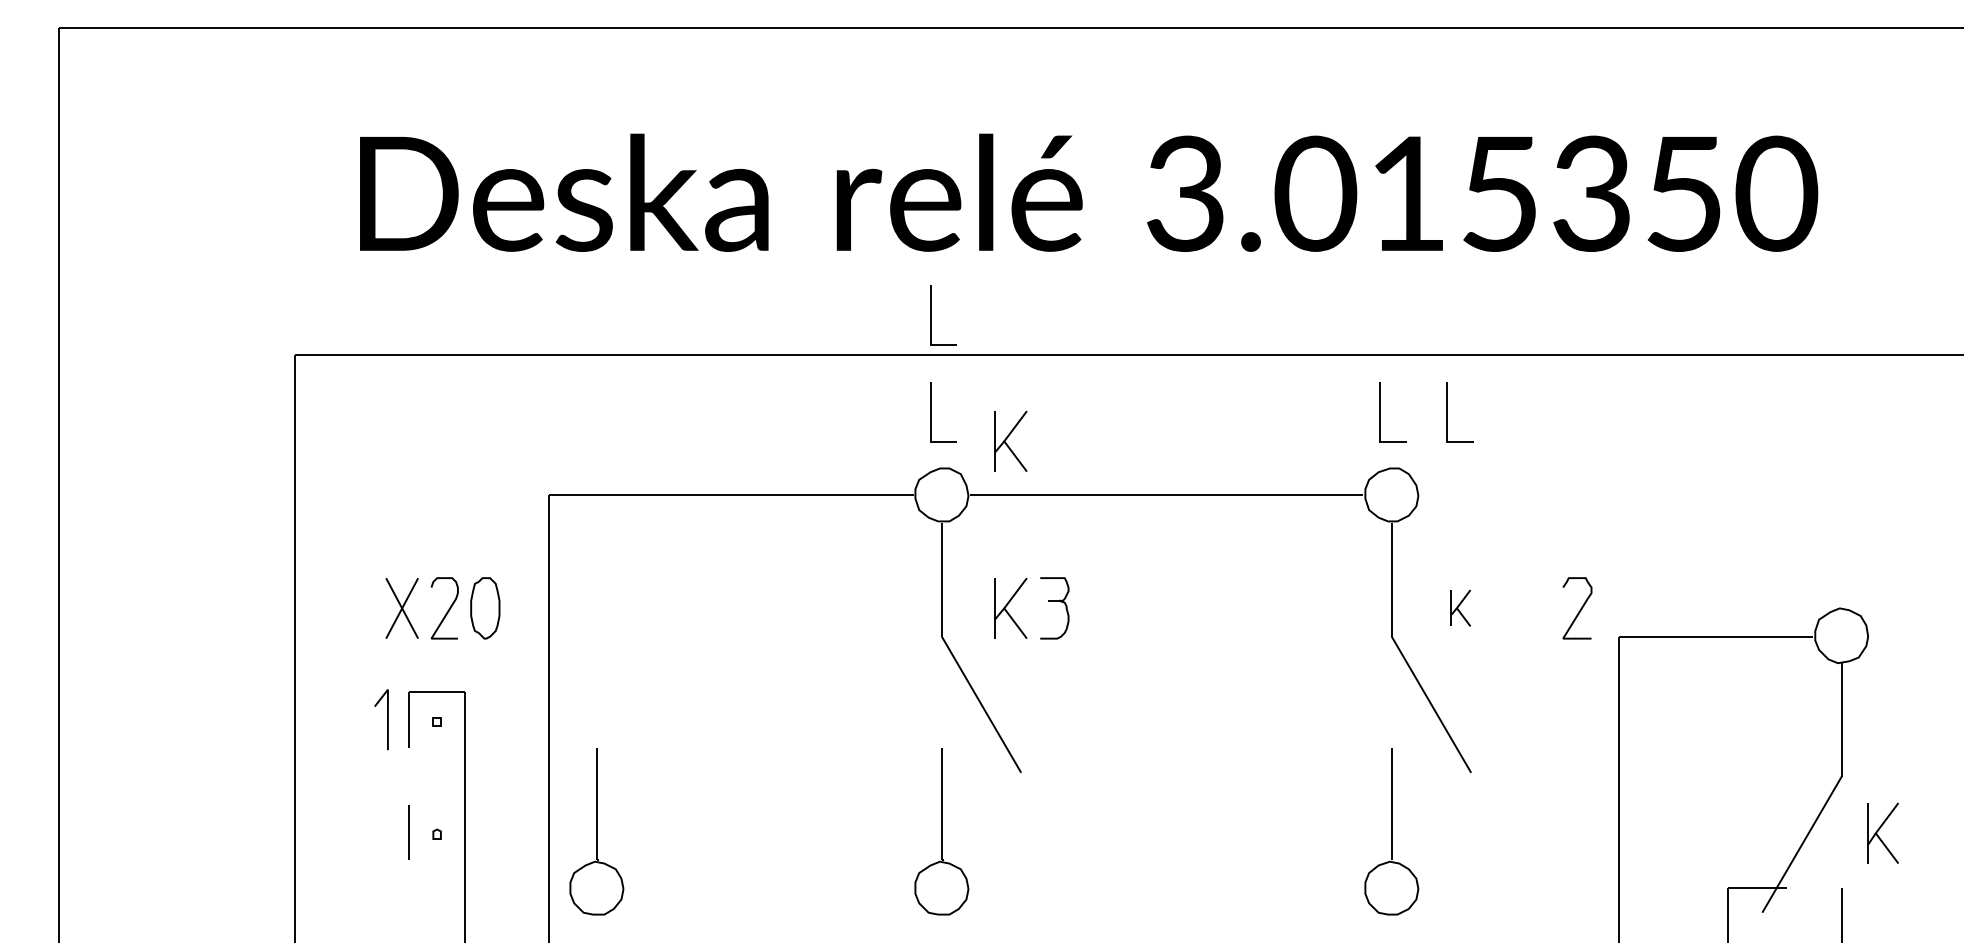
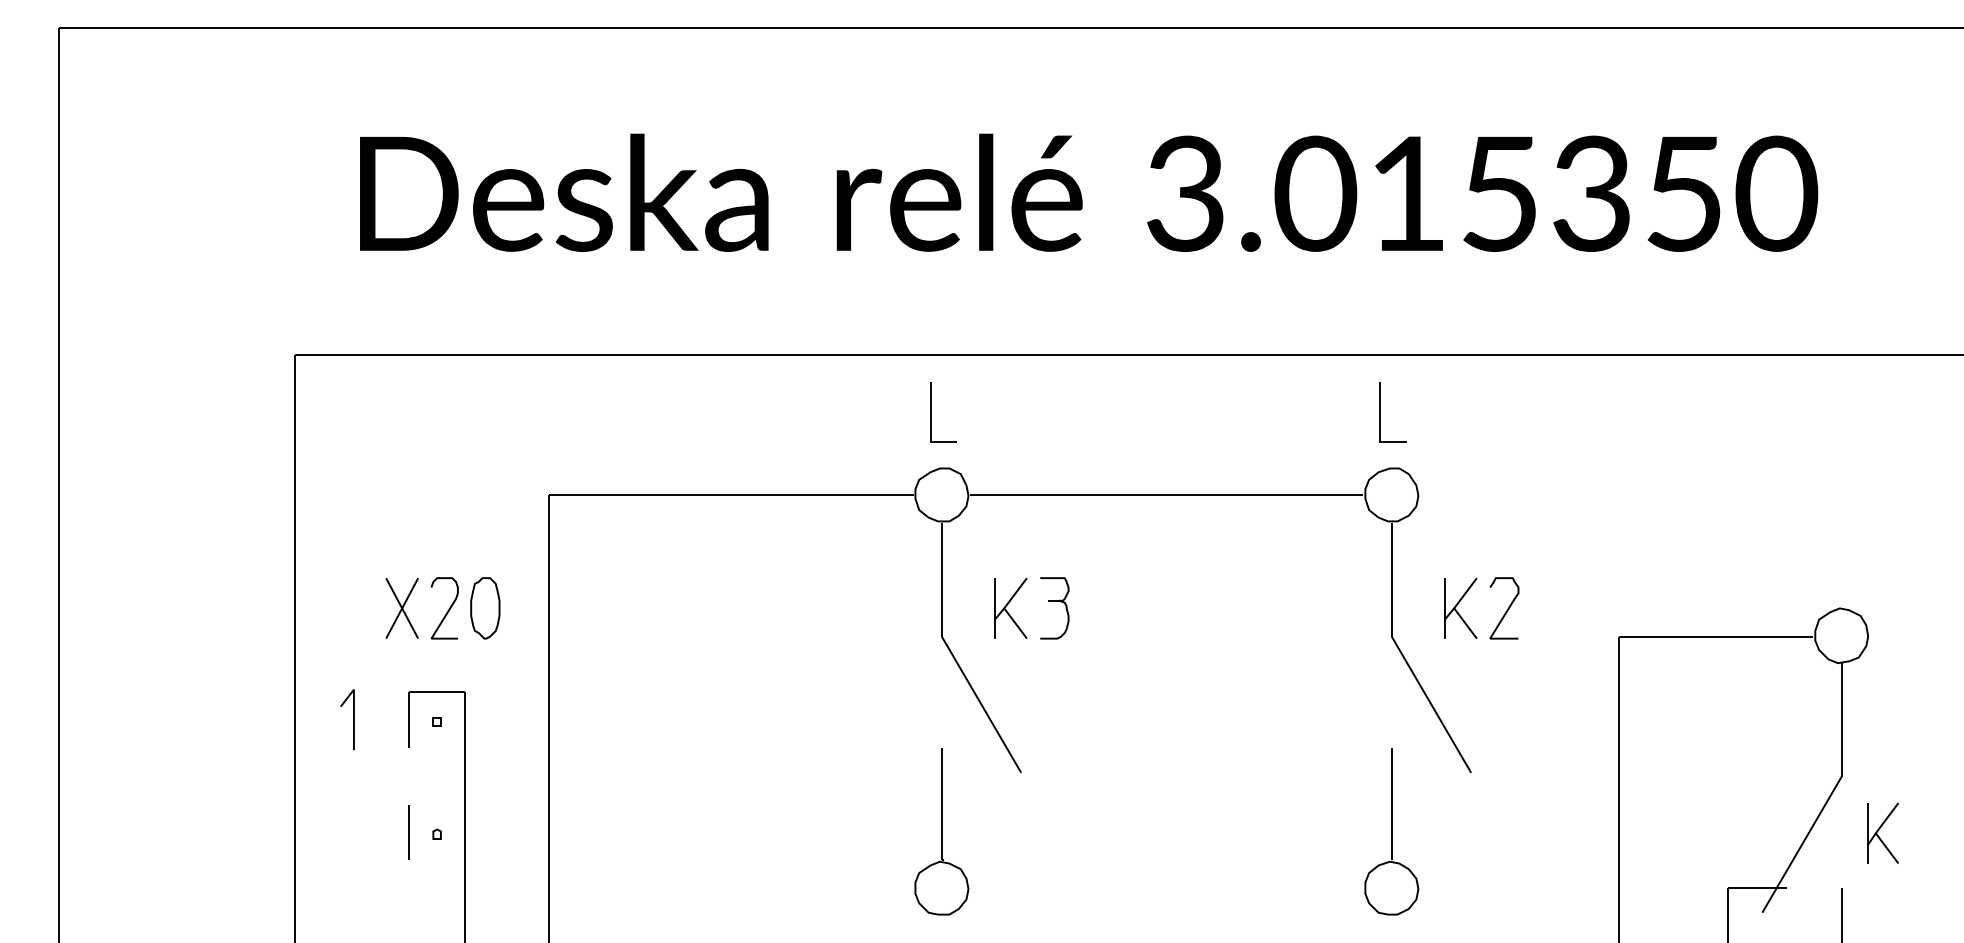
curve: present -> none (931, 315)
curve: present -> none (1447, 412)
part: present -> none (1010, 440)
part size: 21x38 px -> 34x62 px (1460, 607)
curve position: (1579, 610) -> (1506, 610) (1506, 610)
curve position: (387, 719) -> (353, 719) (353, 719)
part: present -> none (596, 831)
